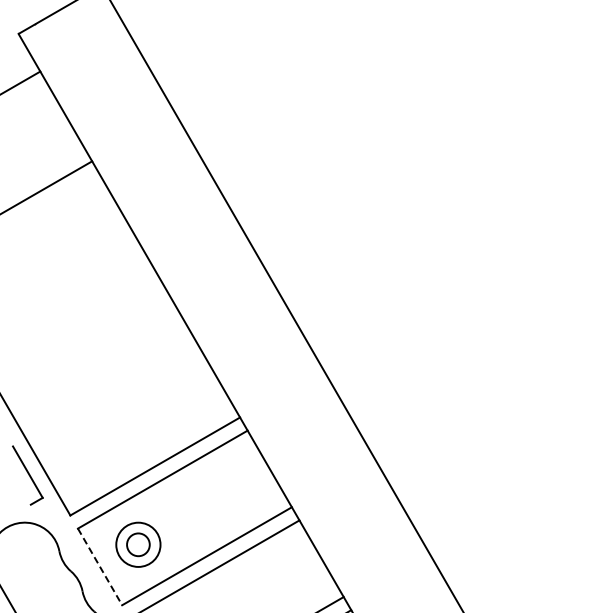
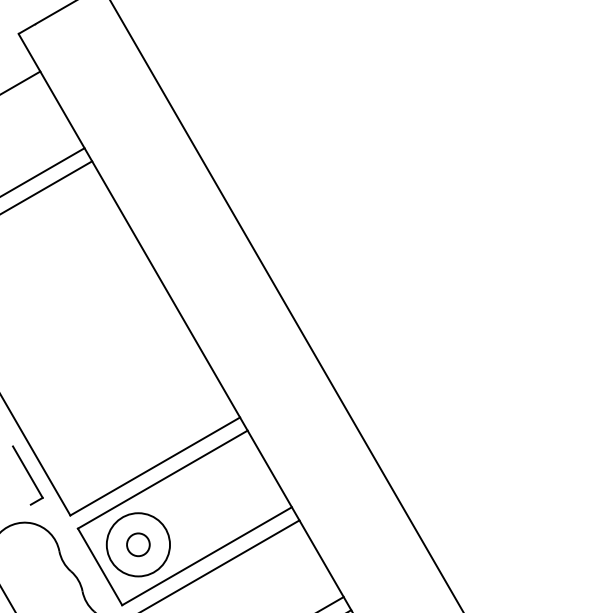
line: none -> present (43, 171)
circle diameter: 44 px -> 63 px (138, 544)
line: dashed -> solid (100, 567)
